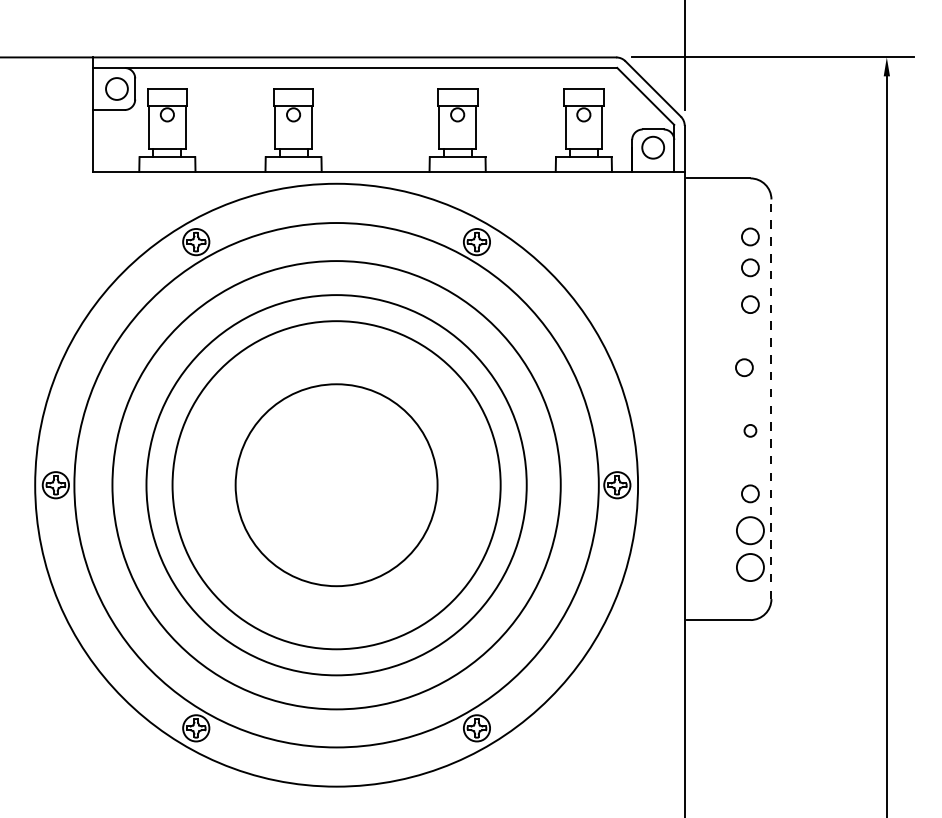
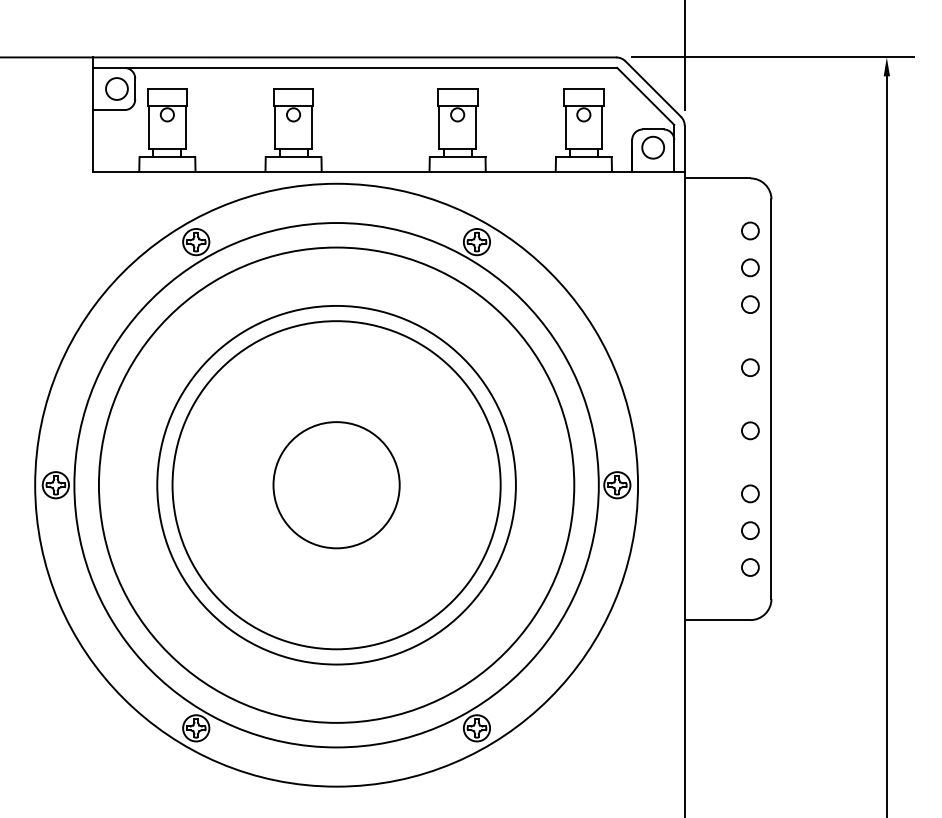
circle position: (750, 236) -> (750, 230) (750, 230)
circle position: (744, 367) -> (750, 367) (750, 367)
line: dashed -> solid (771, 399)
circle size: 15x14 px -> 19x20 px (750, 430)
circle diameter: 202 px -> 126 px (336, 485)
circle diameter: 380 px -> 475 px (336, 484)
circle diameter: 448 px -> 359 px (336, 484)
circle diameter: 27 px -> 17 px (749, 530)
circle diameter: 27 px -> 17 px (749, 567)
